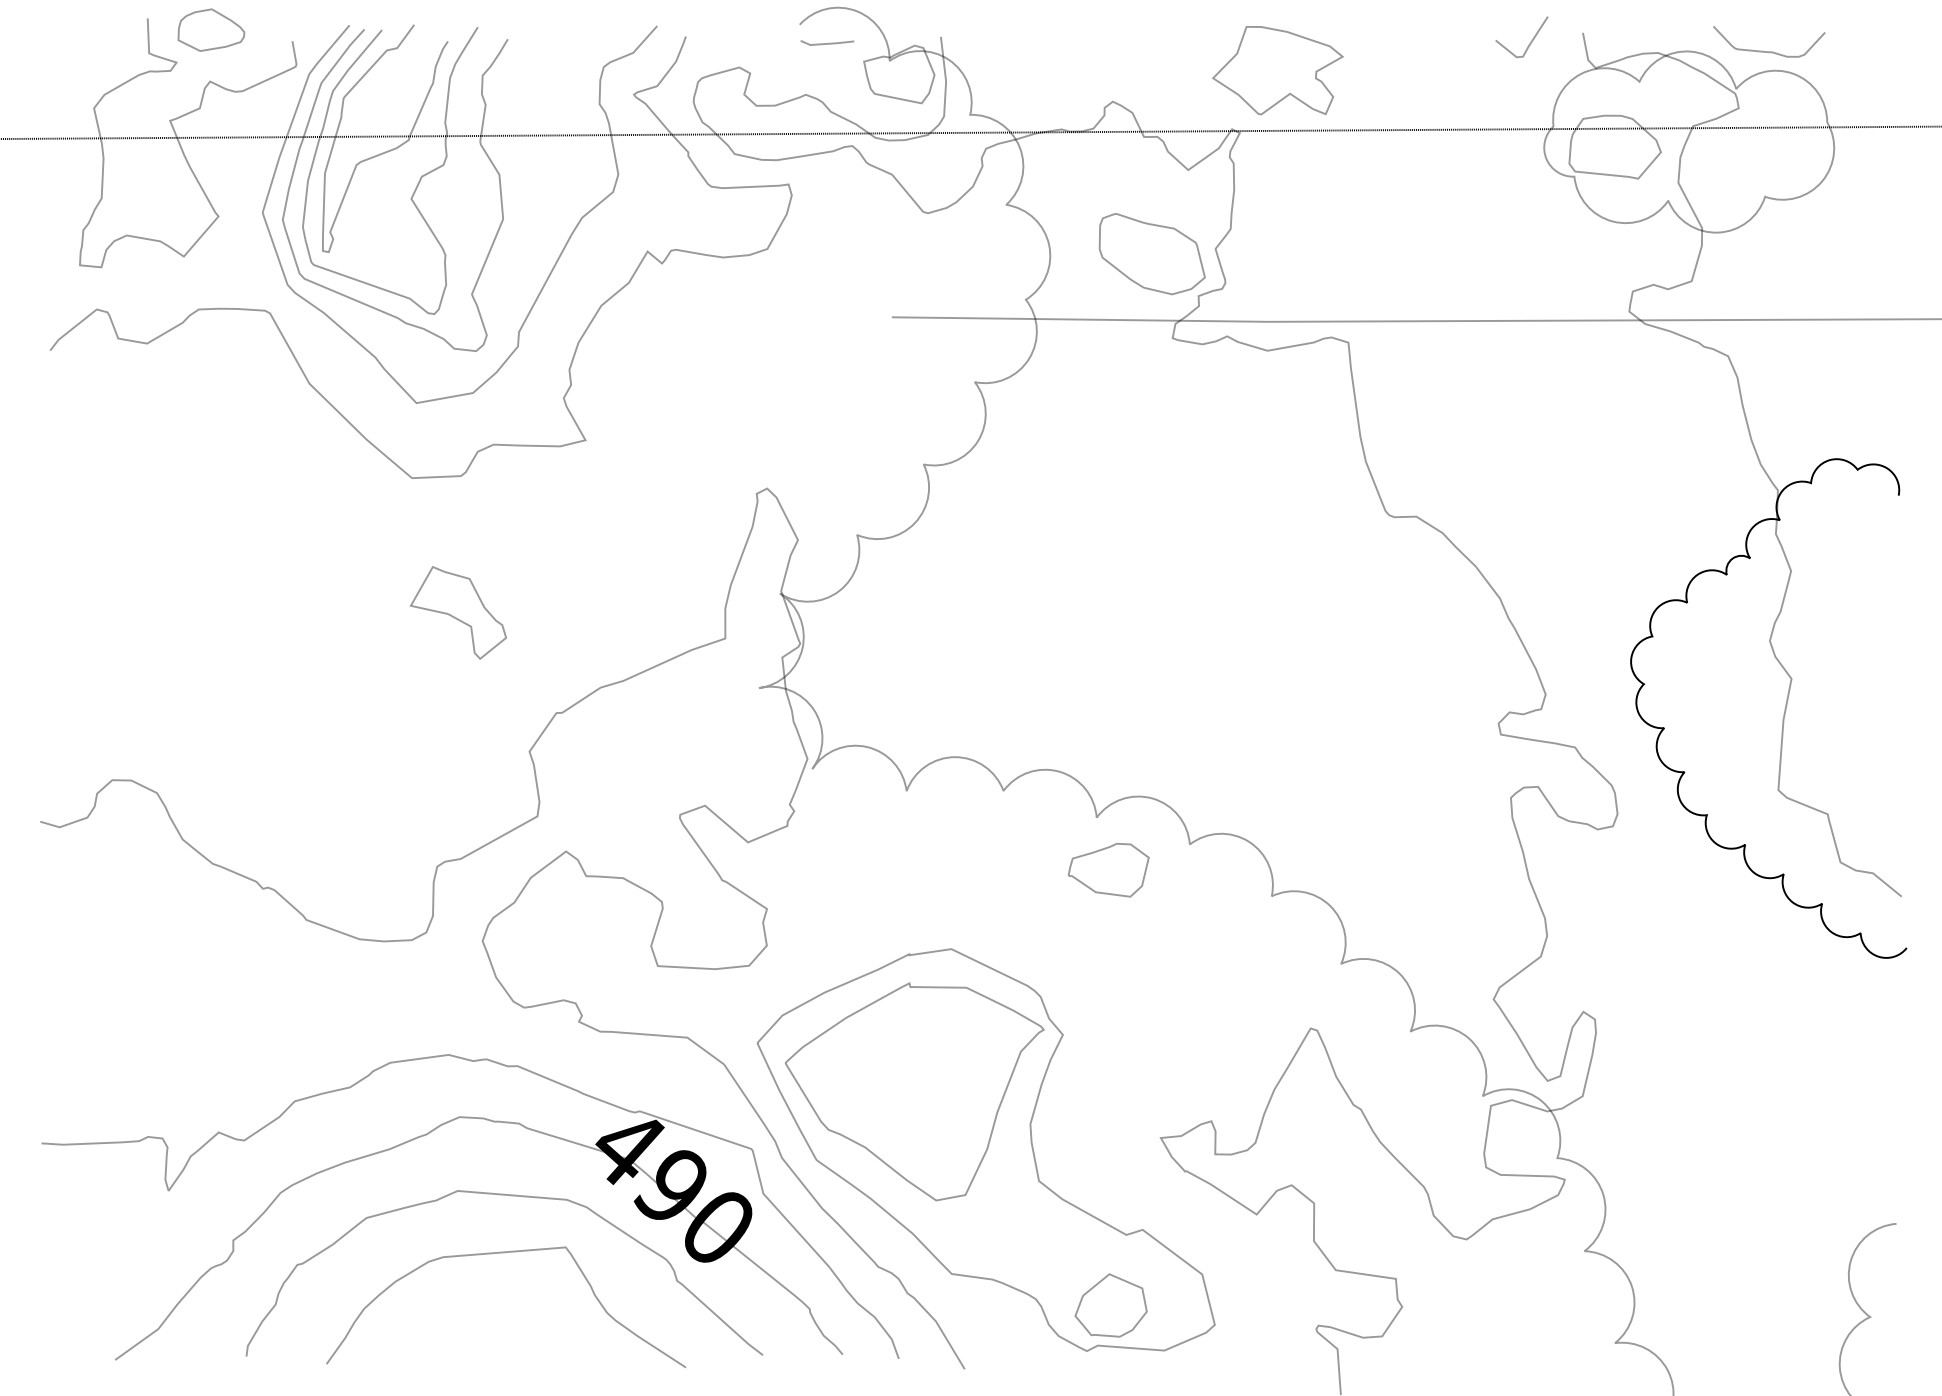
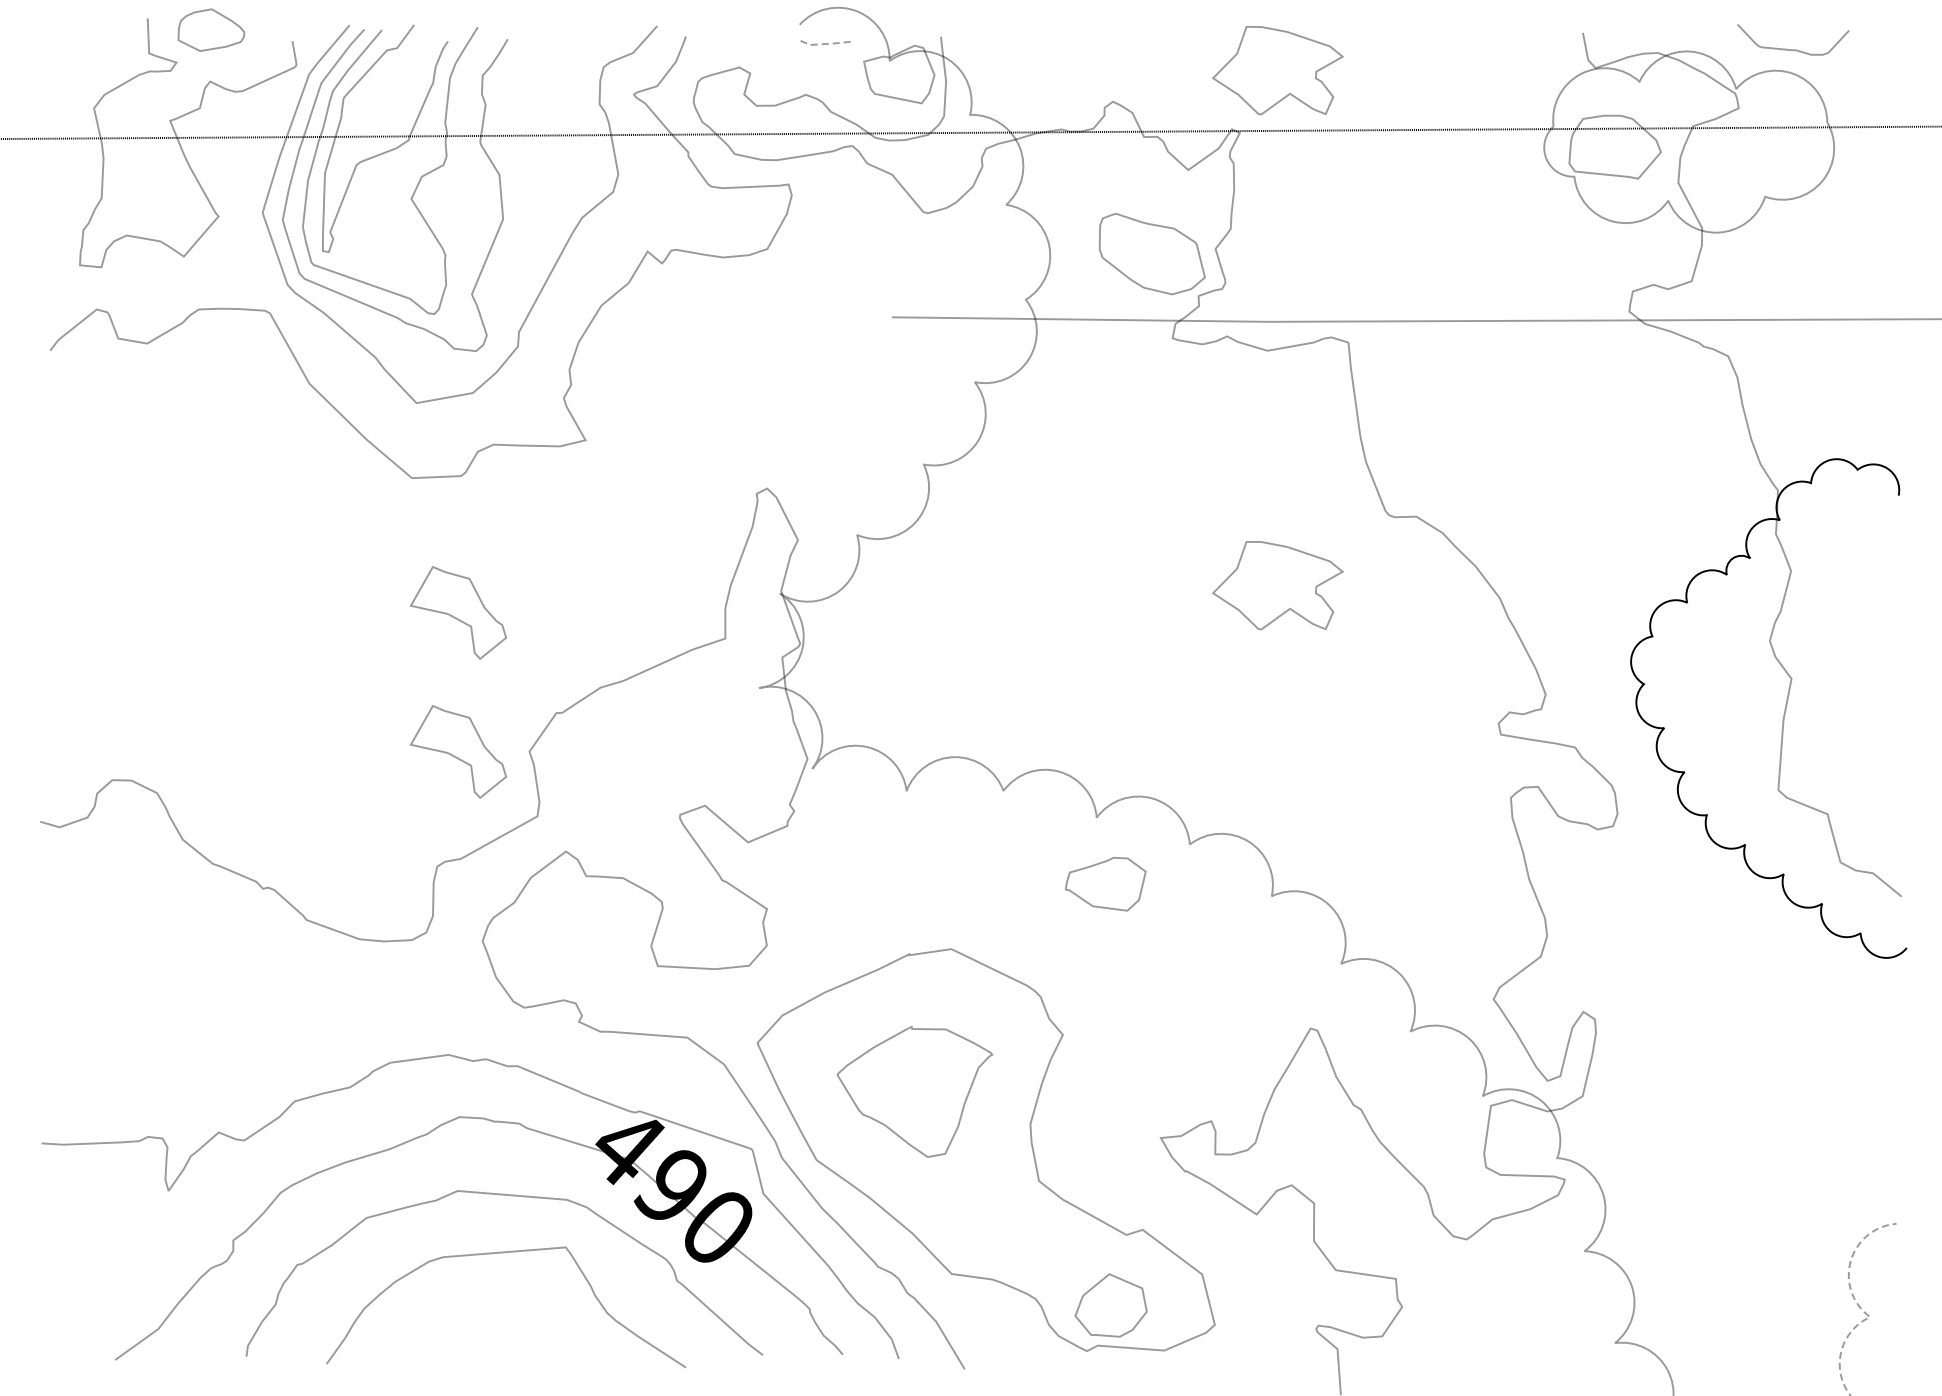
line: solid -> dashed (826, 43)
line: present -> none (1529, 43)
curve position: (1769, 51) -> (1793, 49) (1793, 49)
part: none -> present (1277, 585)
part: none -> present (458, 751)
part position: (1108, 870) -> (1105, 884) (1105, 884)
part size: 260x220 px -> 158x132 px (914, 1091)
line: solid -> dashed (1858, 1305)
